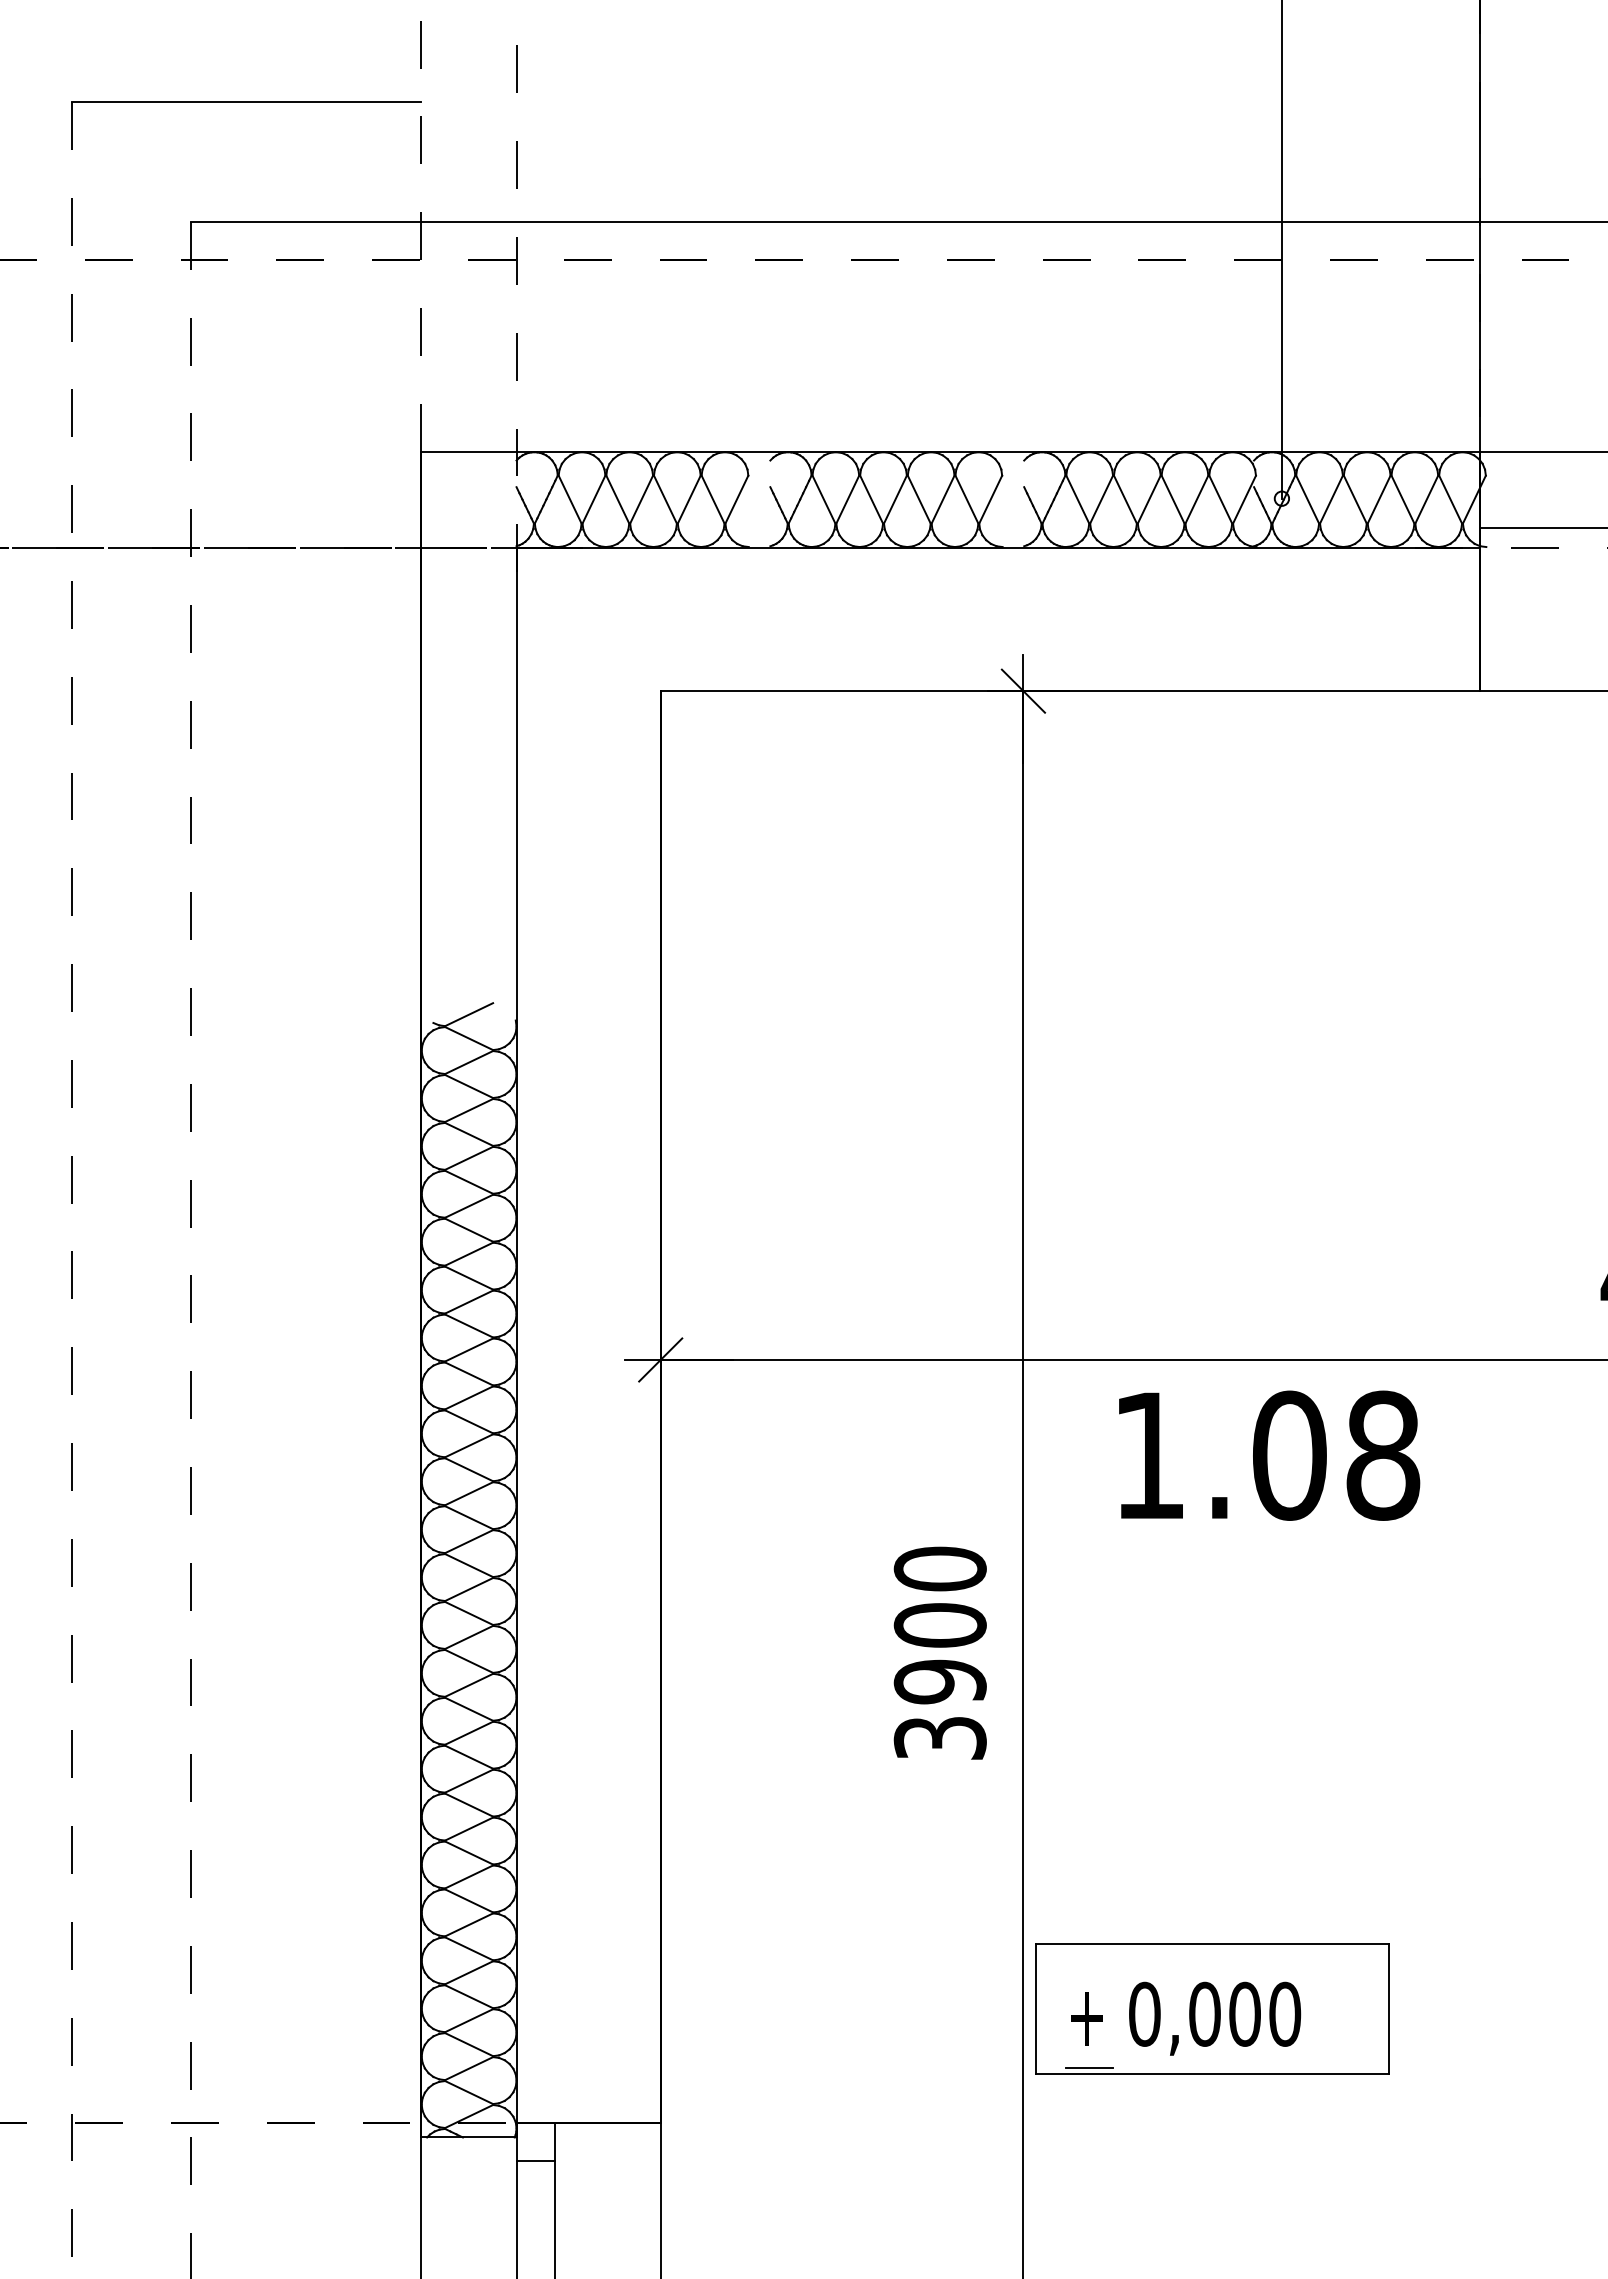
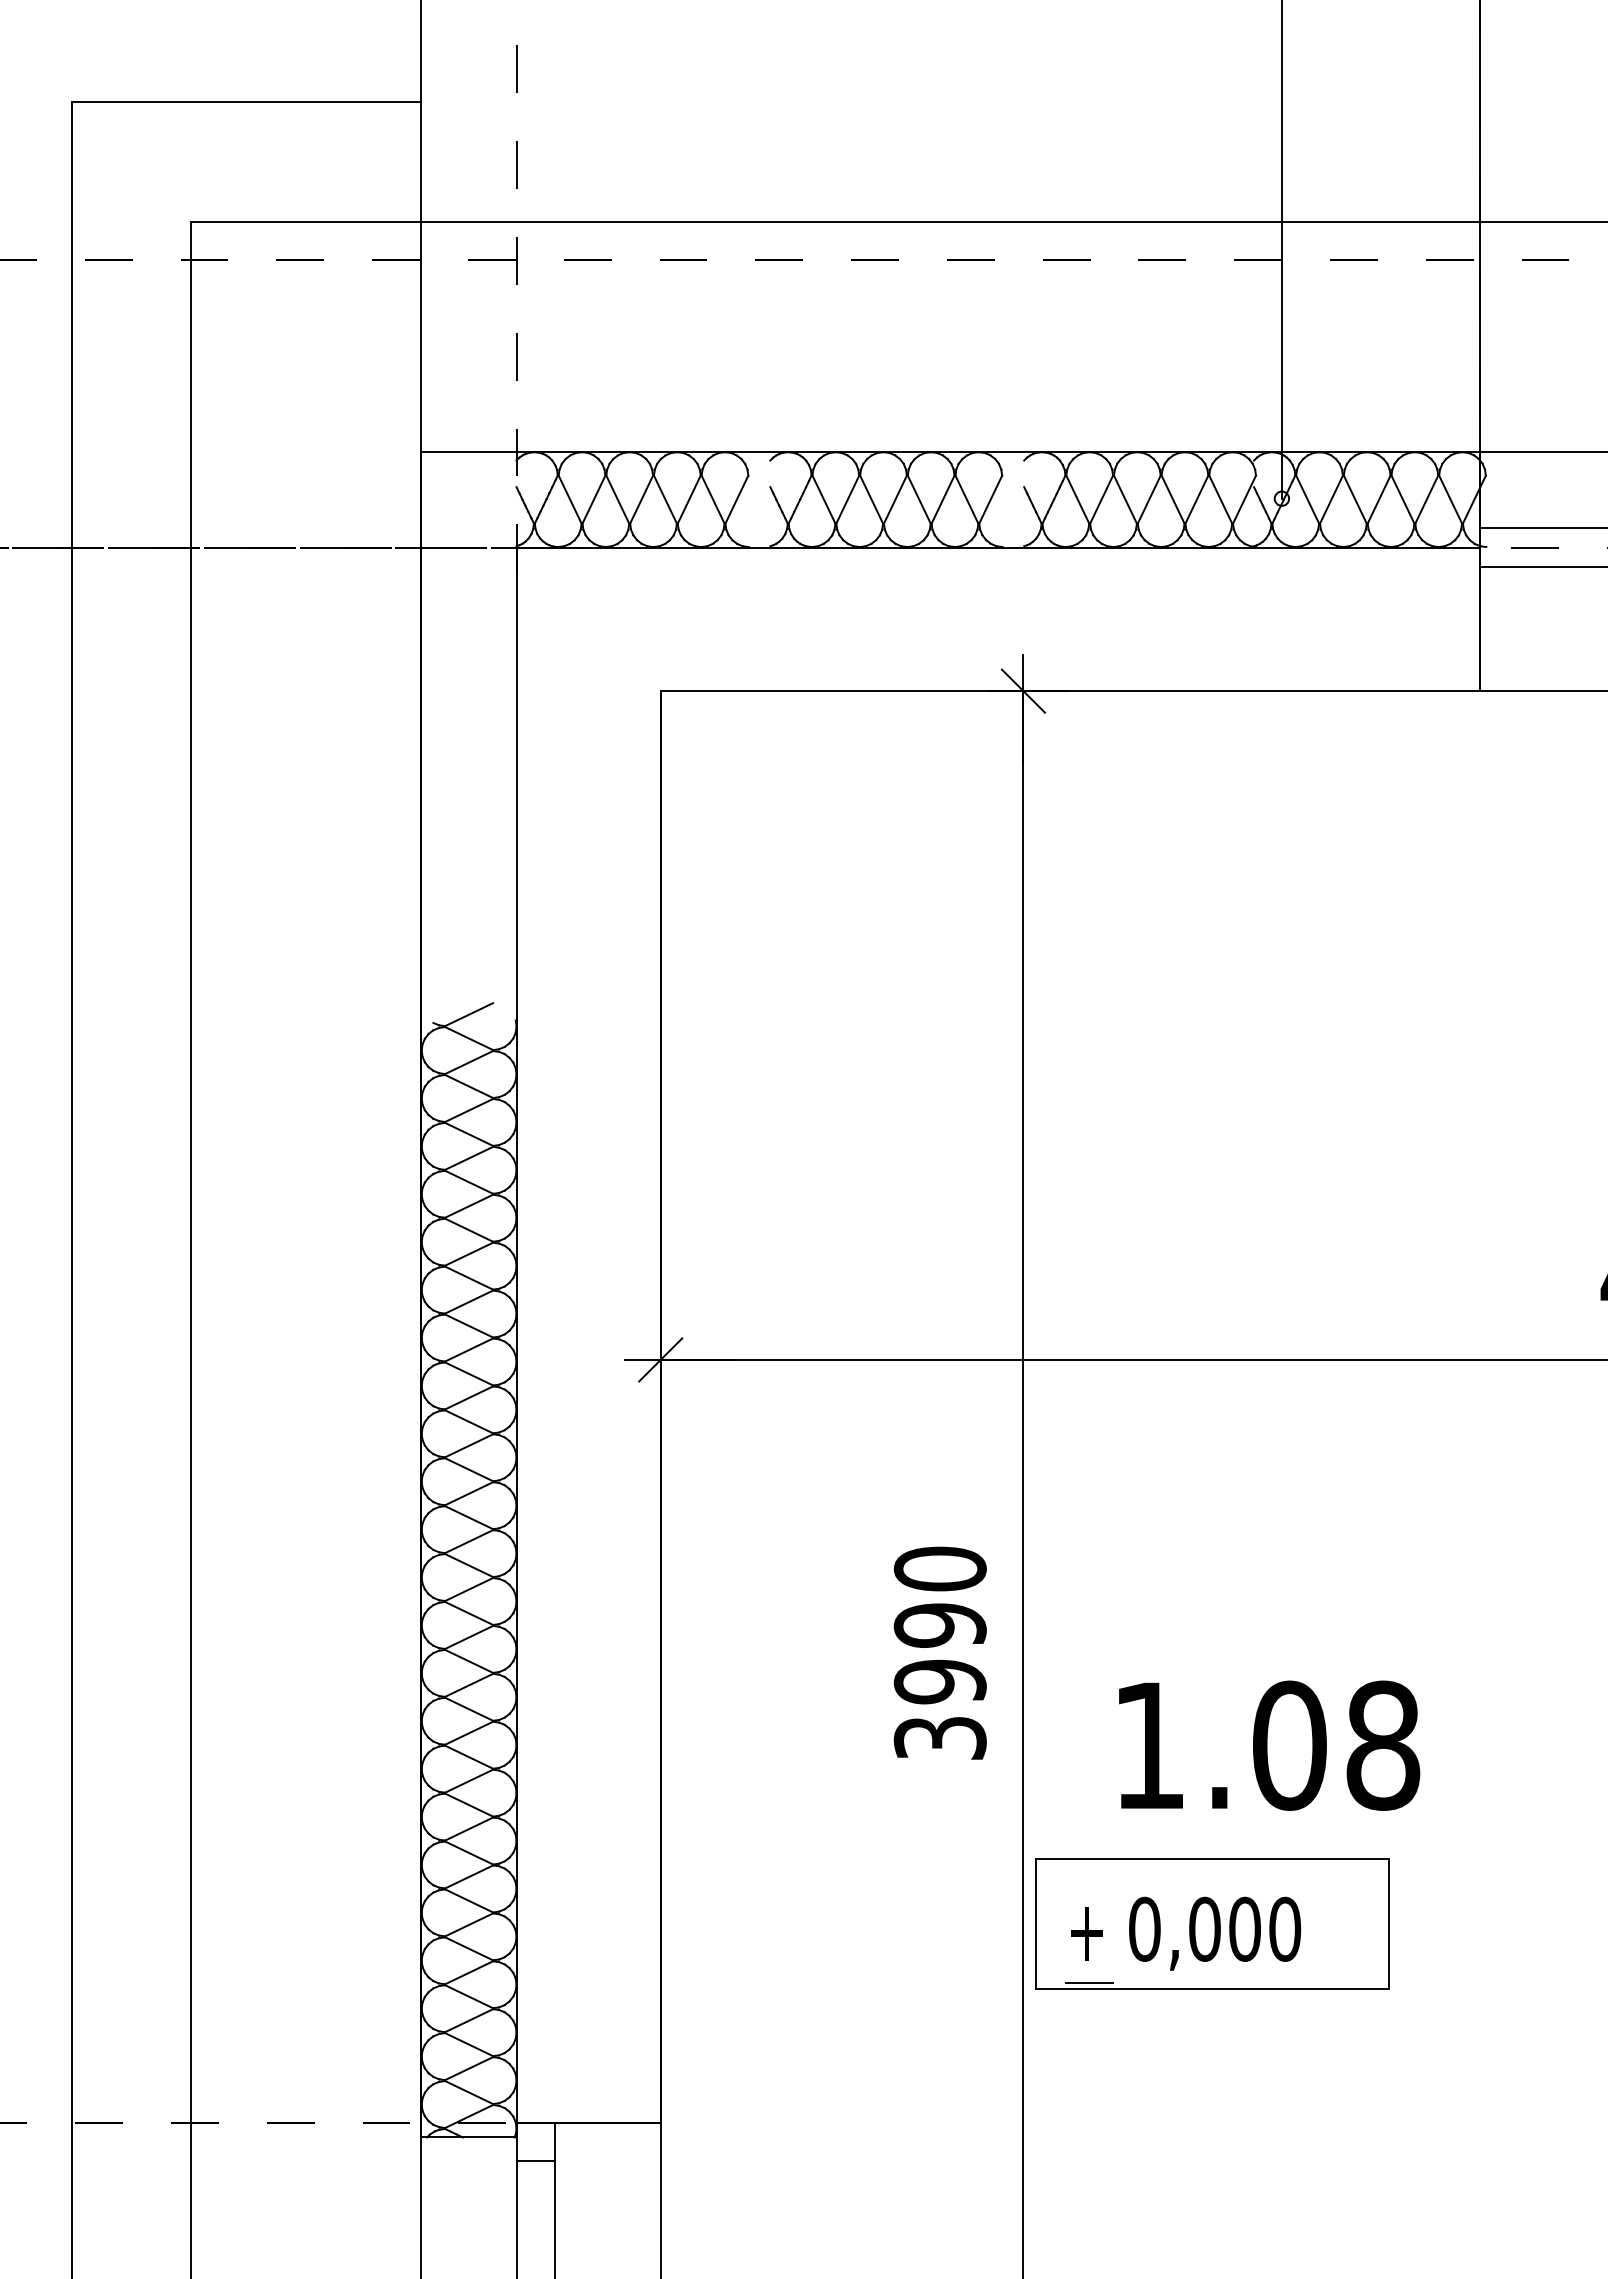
line: dashed -> solid (421, 225)
line: none -> present (1541, 566)
line: dashed -> solid (71, 1190)
line: dashed -> solid (191, 1250)
text position: (1269, 1455) -> (1269, 1745) (1269, 1745)
text: 3900 -> 3990 (940, 1625)
part position: (1212, 2008) -> (1212, 1923) (1212, 1923)
